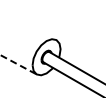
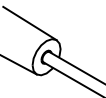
line: none -> present (29, 23)
line: dashed -> solid (19, 65)
